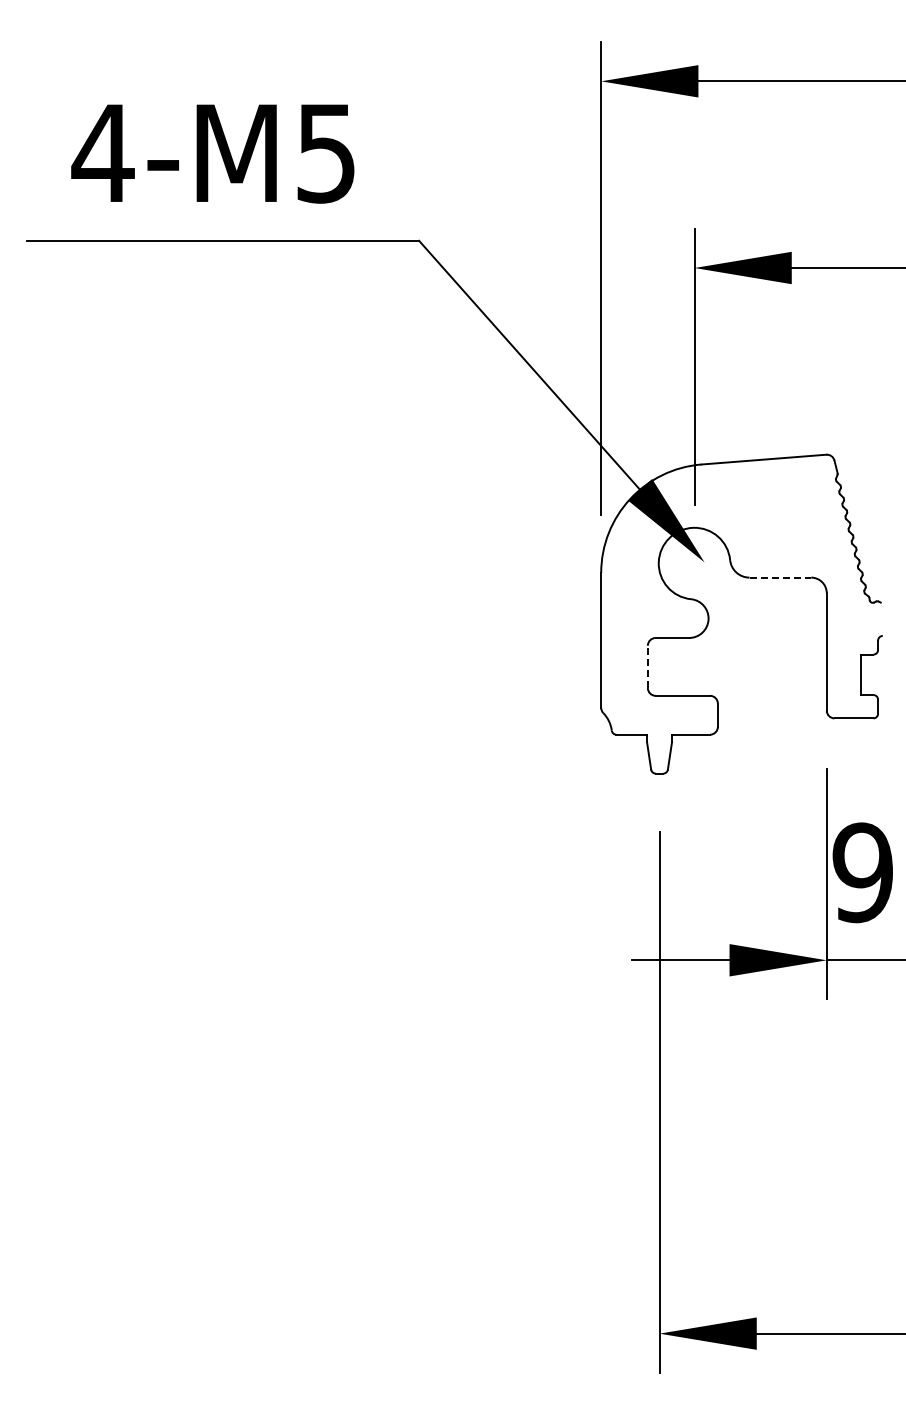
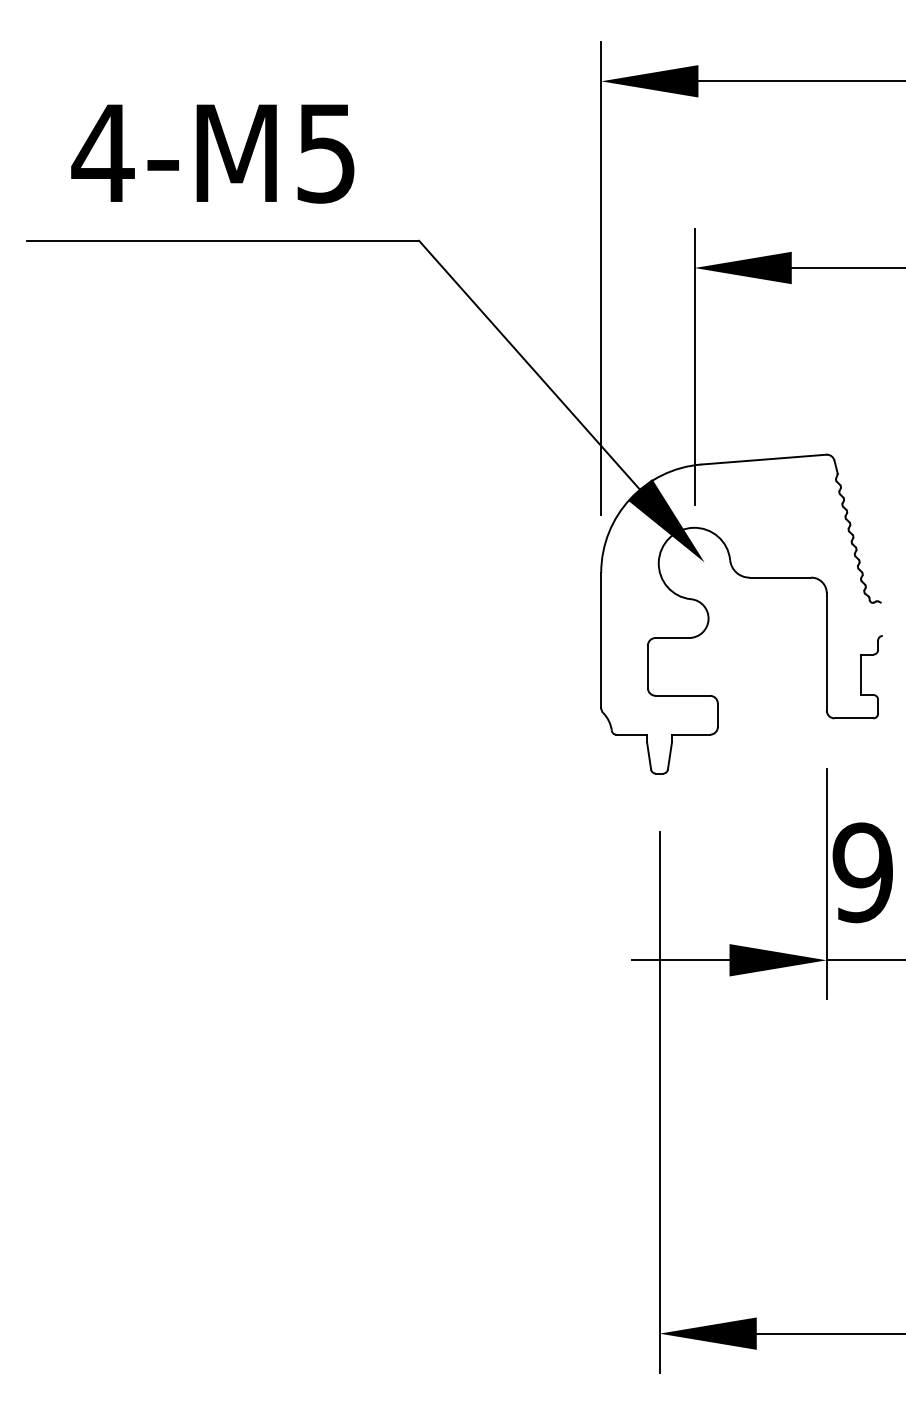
line: dashed -> solid (780, 577)
line: dashed -> solid (647, 666)
